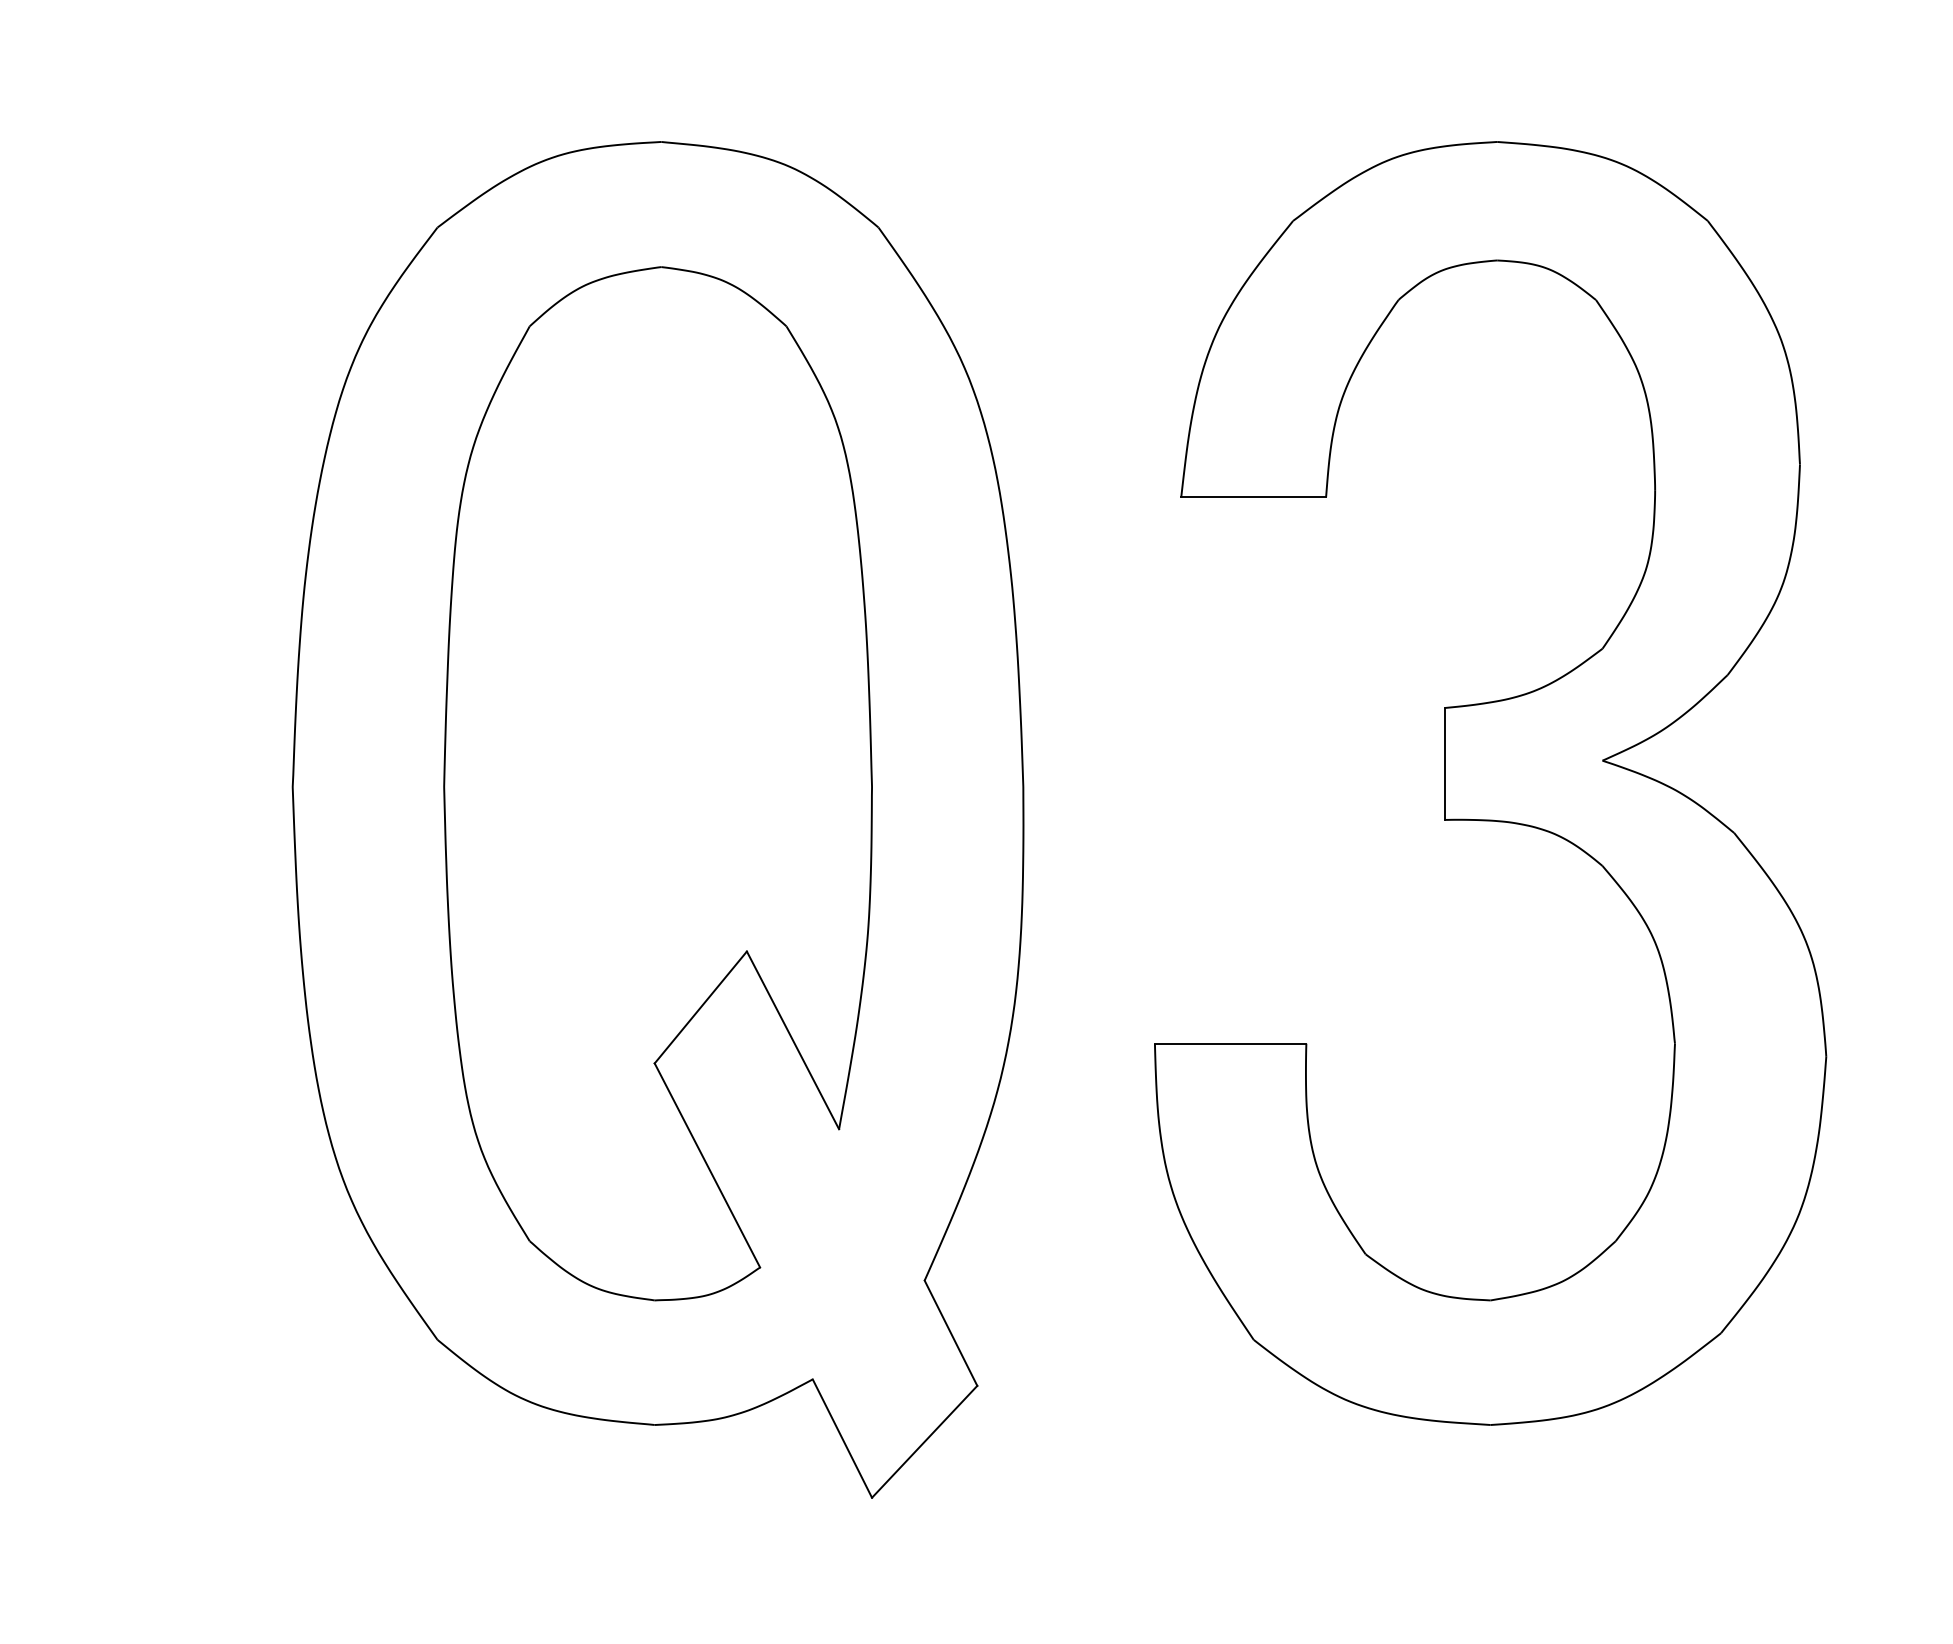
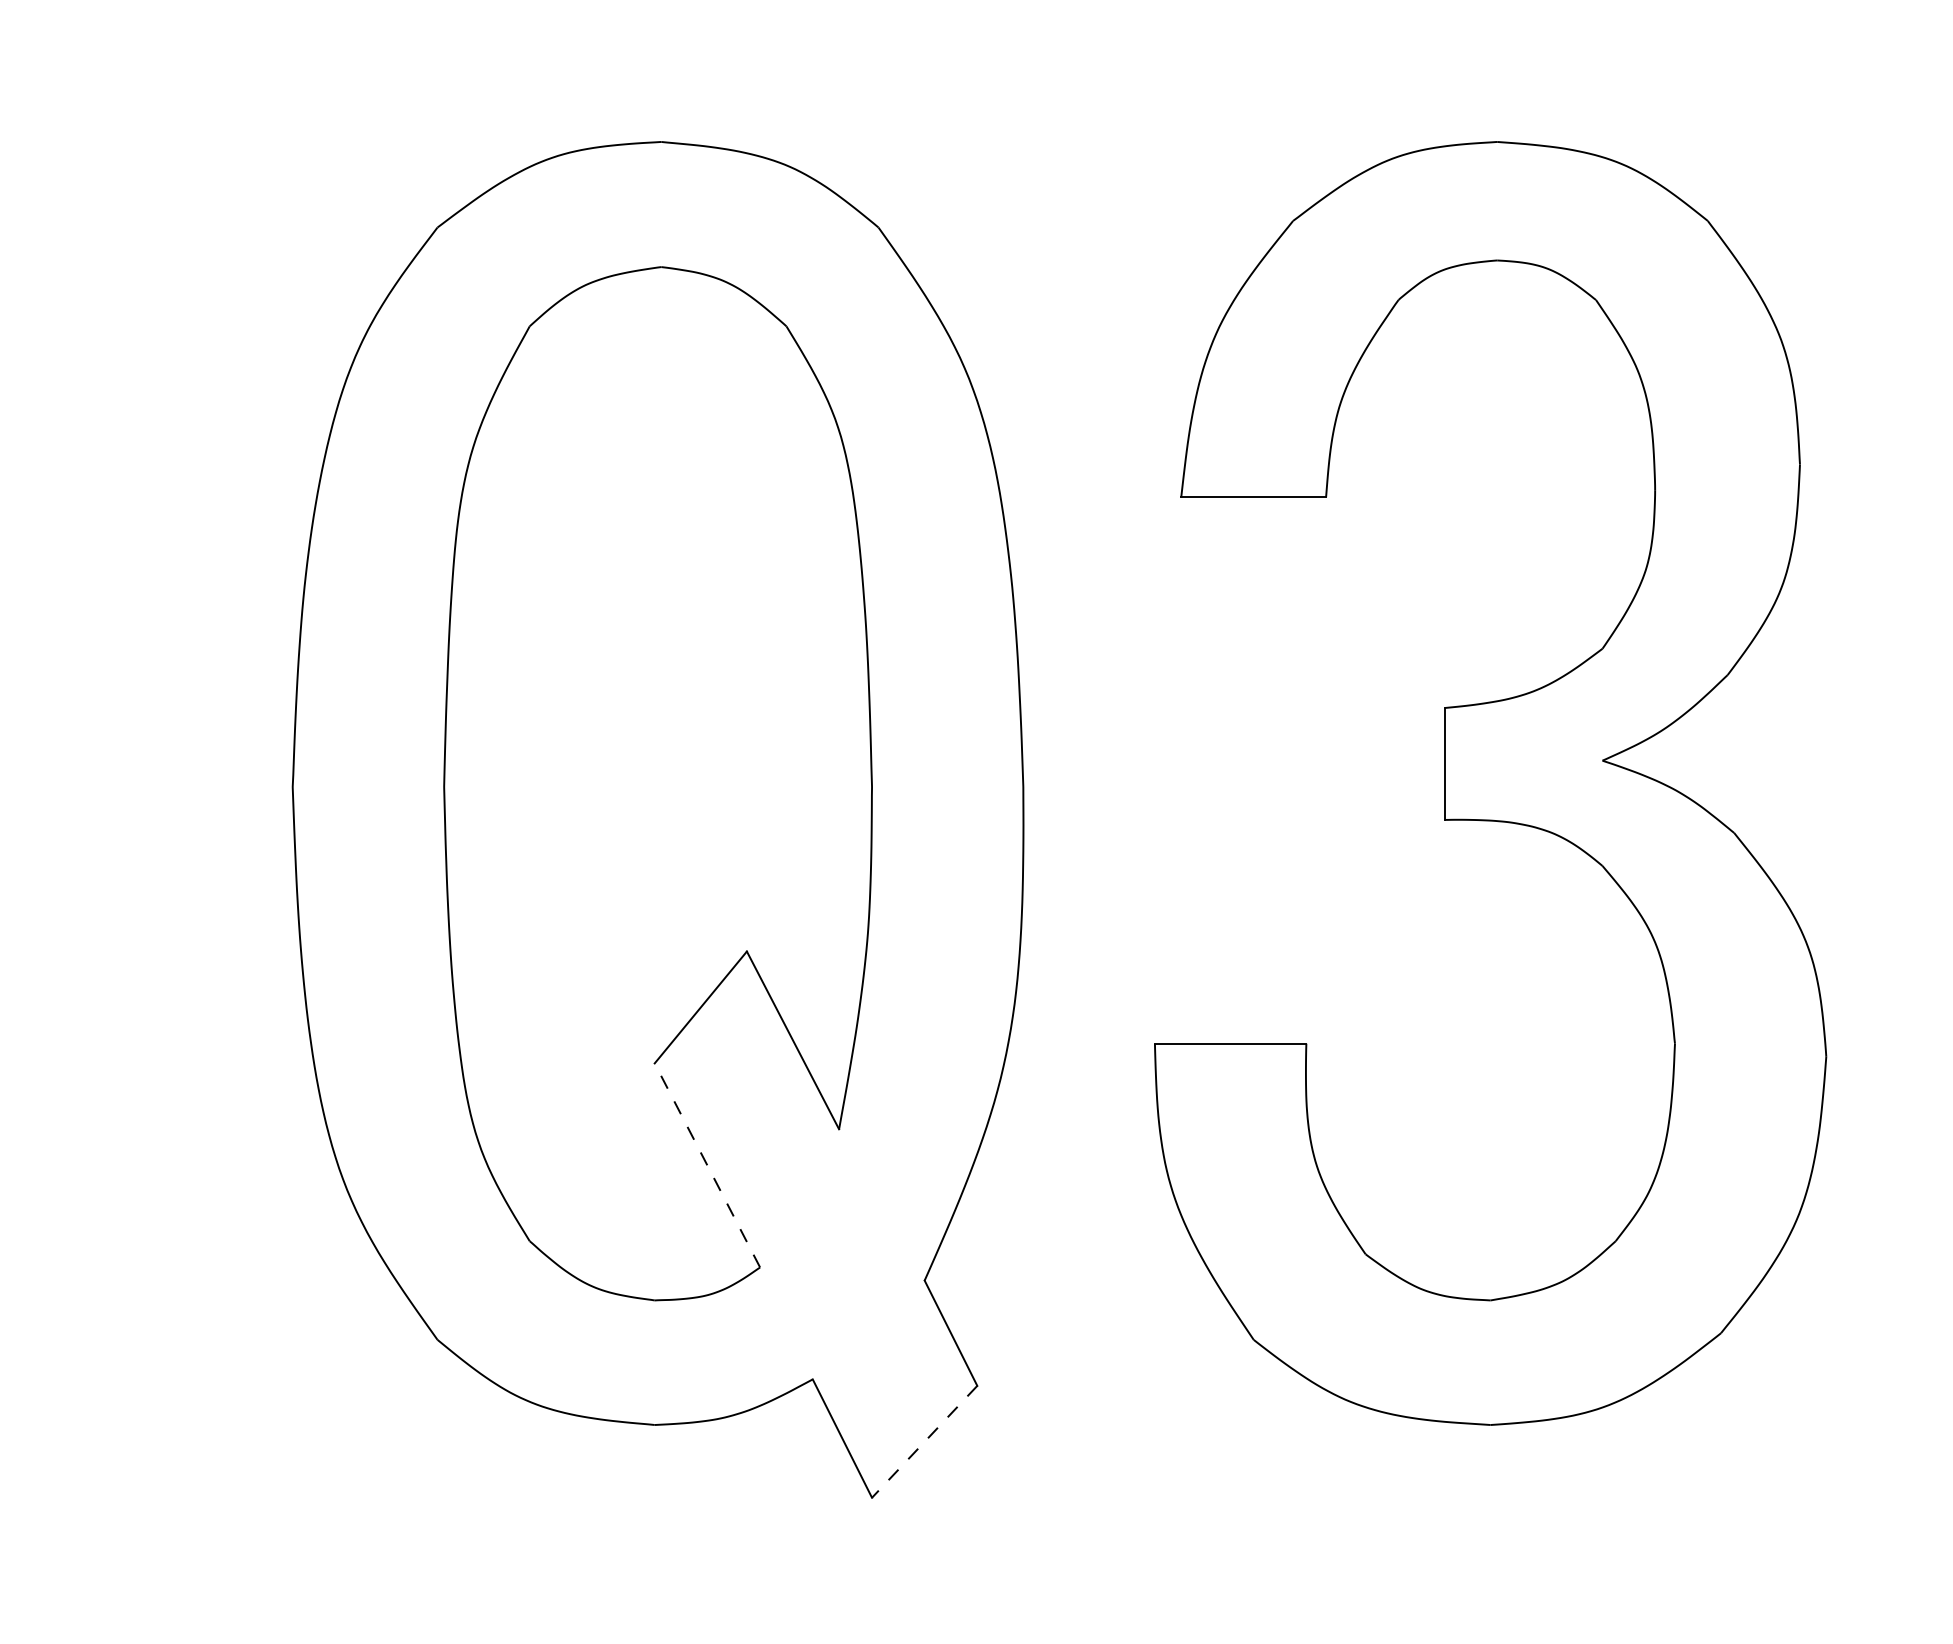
line: solid -> dashed (707, 1165)
line: solid -> dashed (924, 1441)
